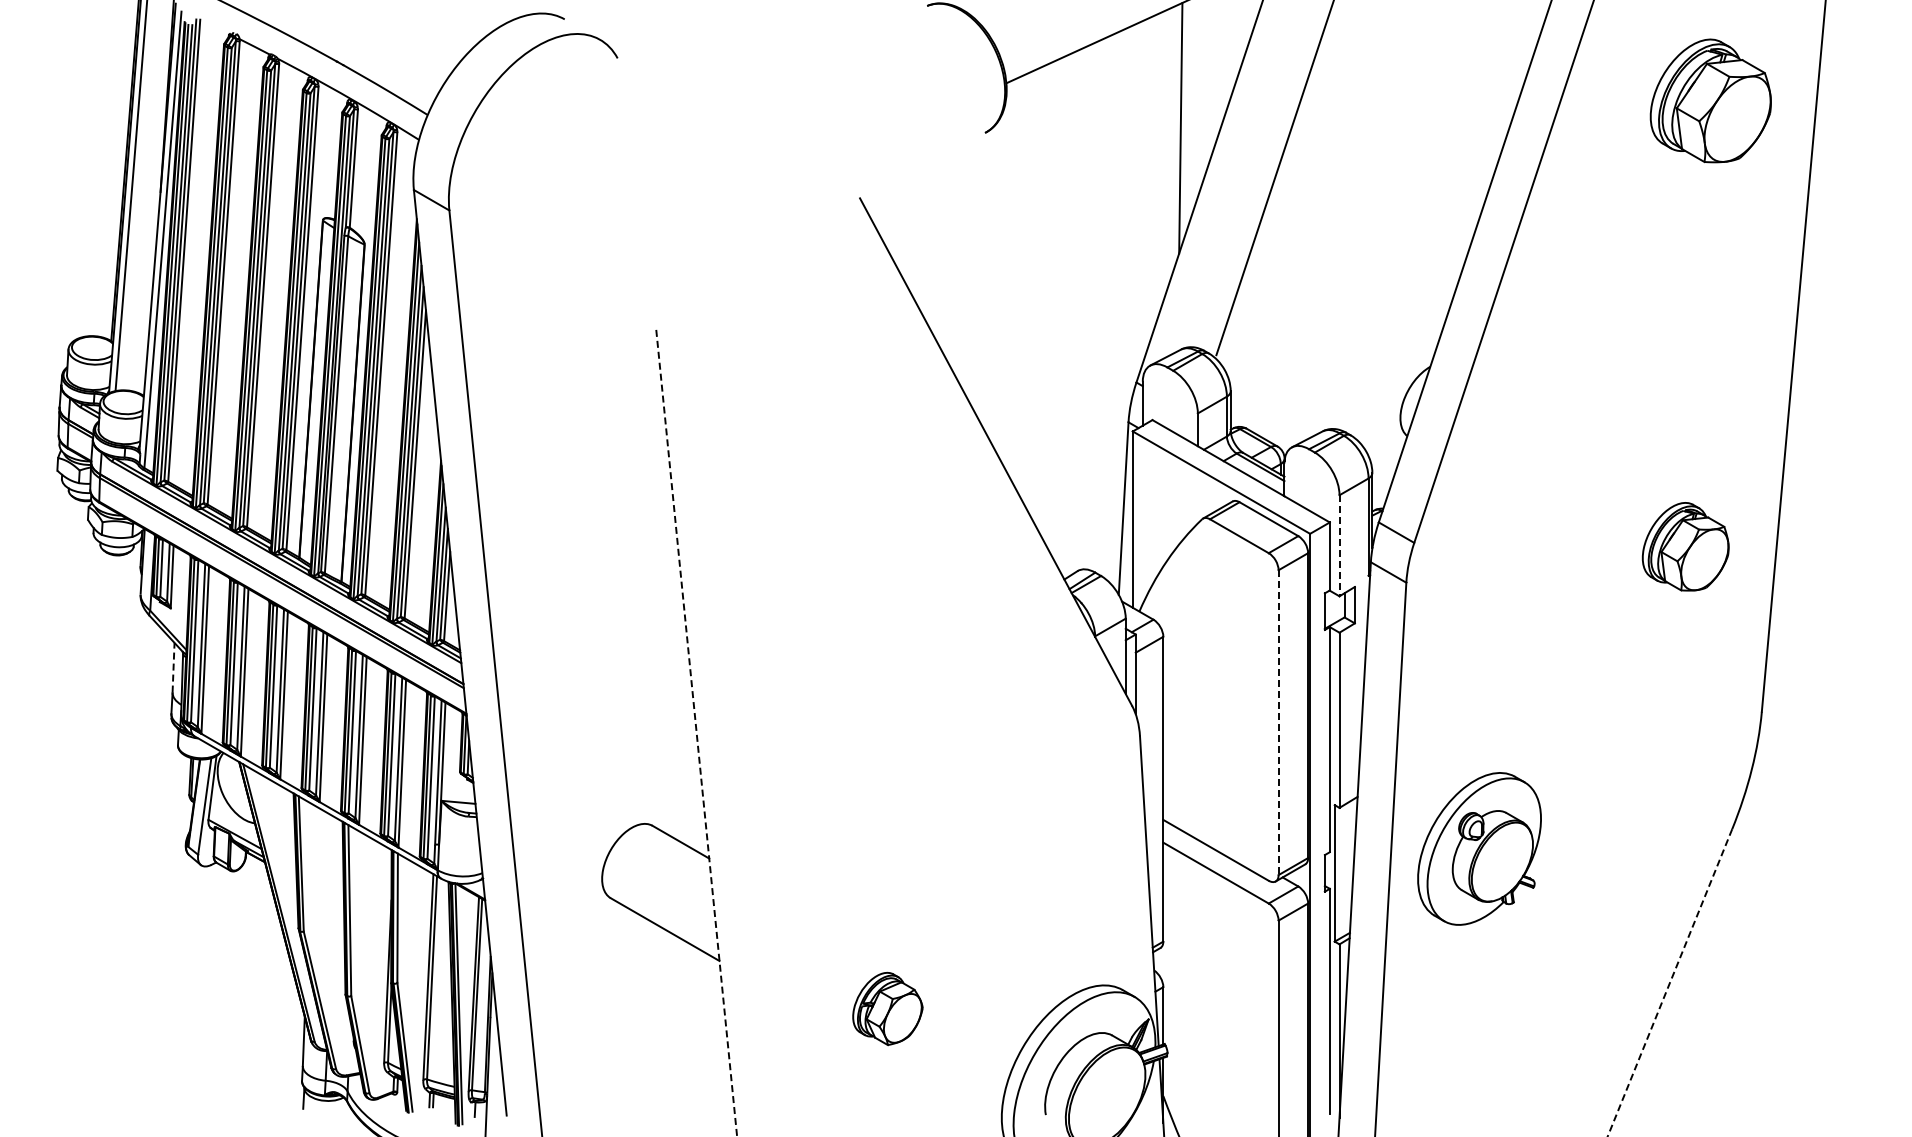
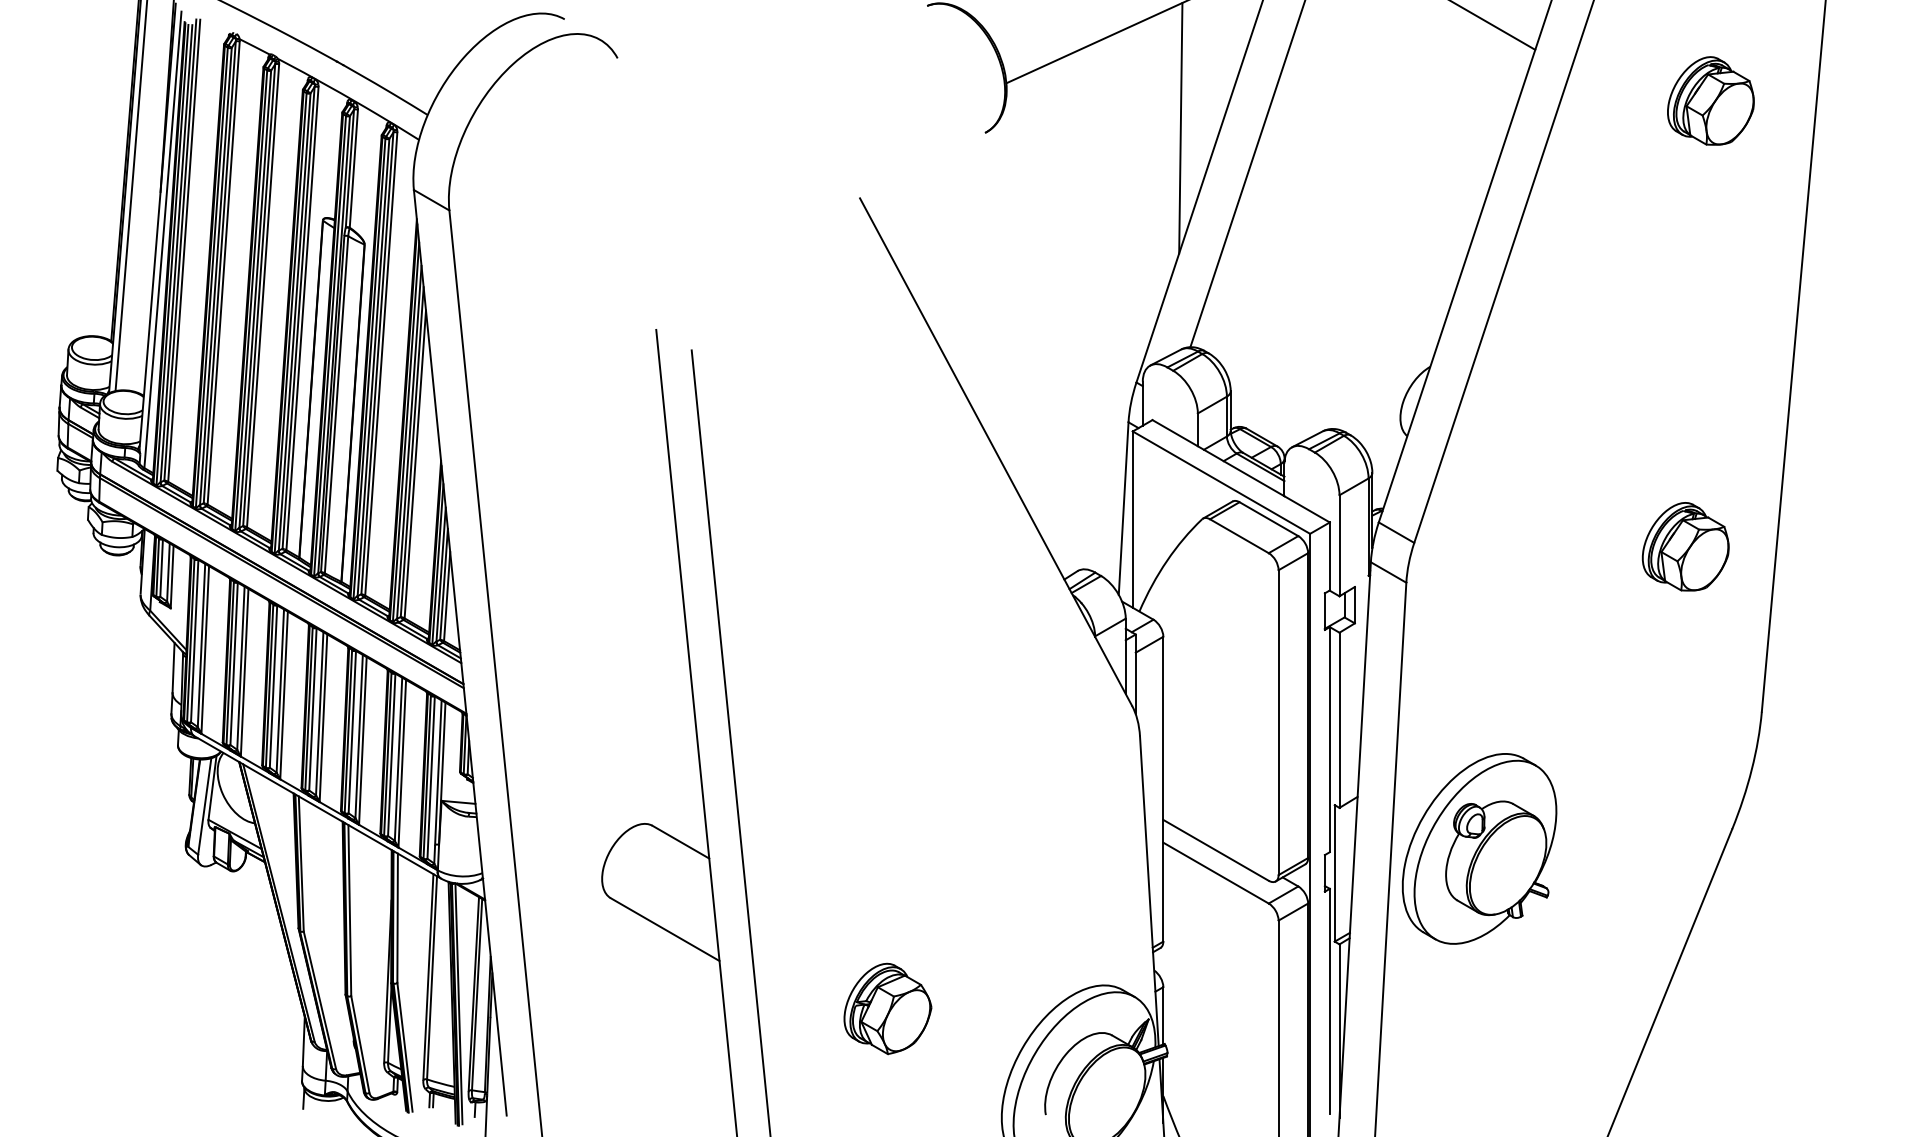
line: none -> present (1493, 25)
part size: 123x126 px -> 88x90 px (1710, 100)
line position: (1274, 178) -> (1247, 174) (1247, 174)
line: dashed -> solid (1339, 545)
line: dashed -> solid (173, 667)
line: dashed -> solid (1278, 723)
line: dashed -> solid (696, 733)
line: none -> present (730, 741)
part size: 125x154 px -> 157x192 px (1479, 848)
line: dashed -> solid (1669, 983)
part size: 72x76 px -> 90x94 px (887, 1008)
